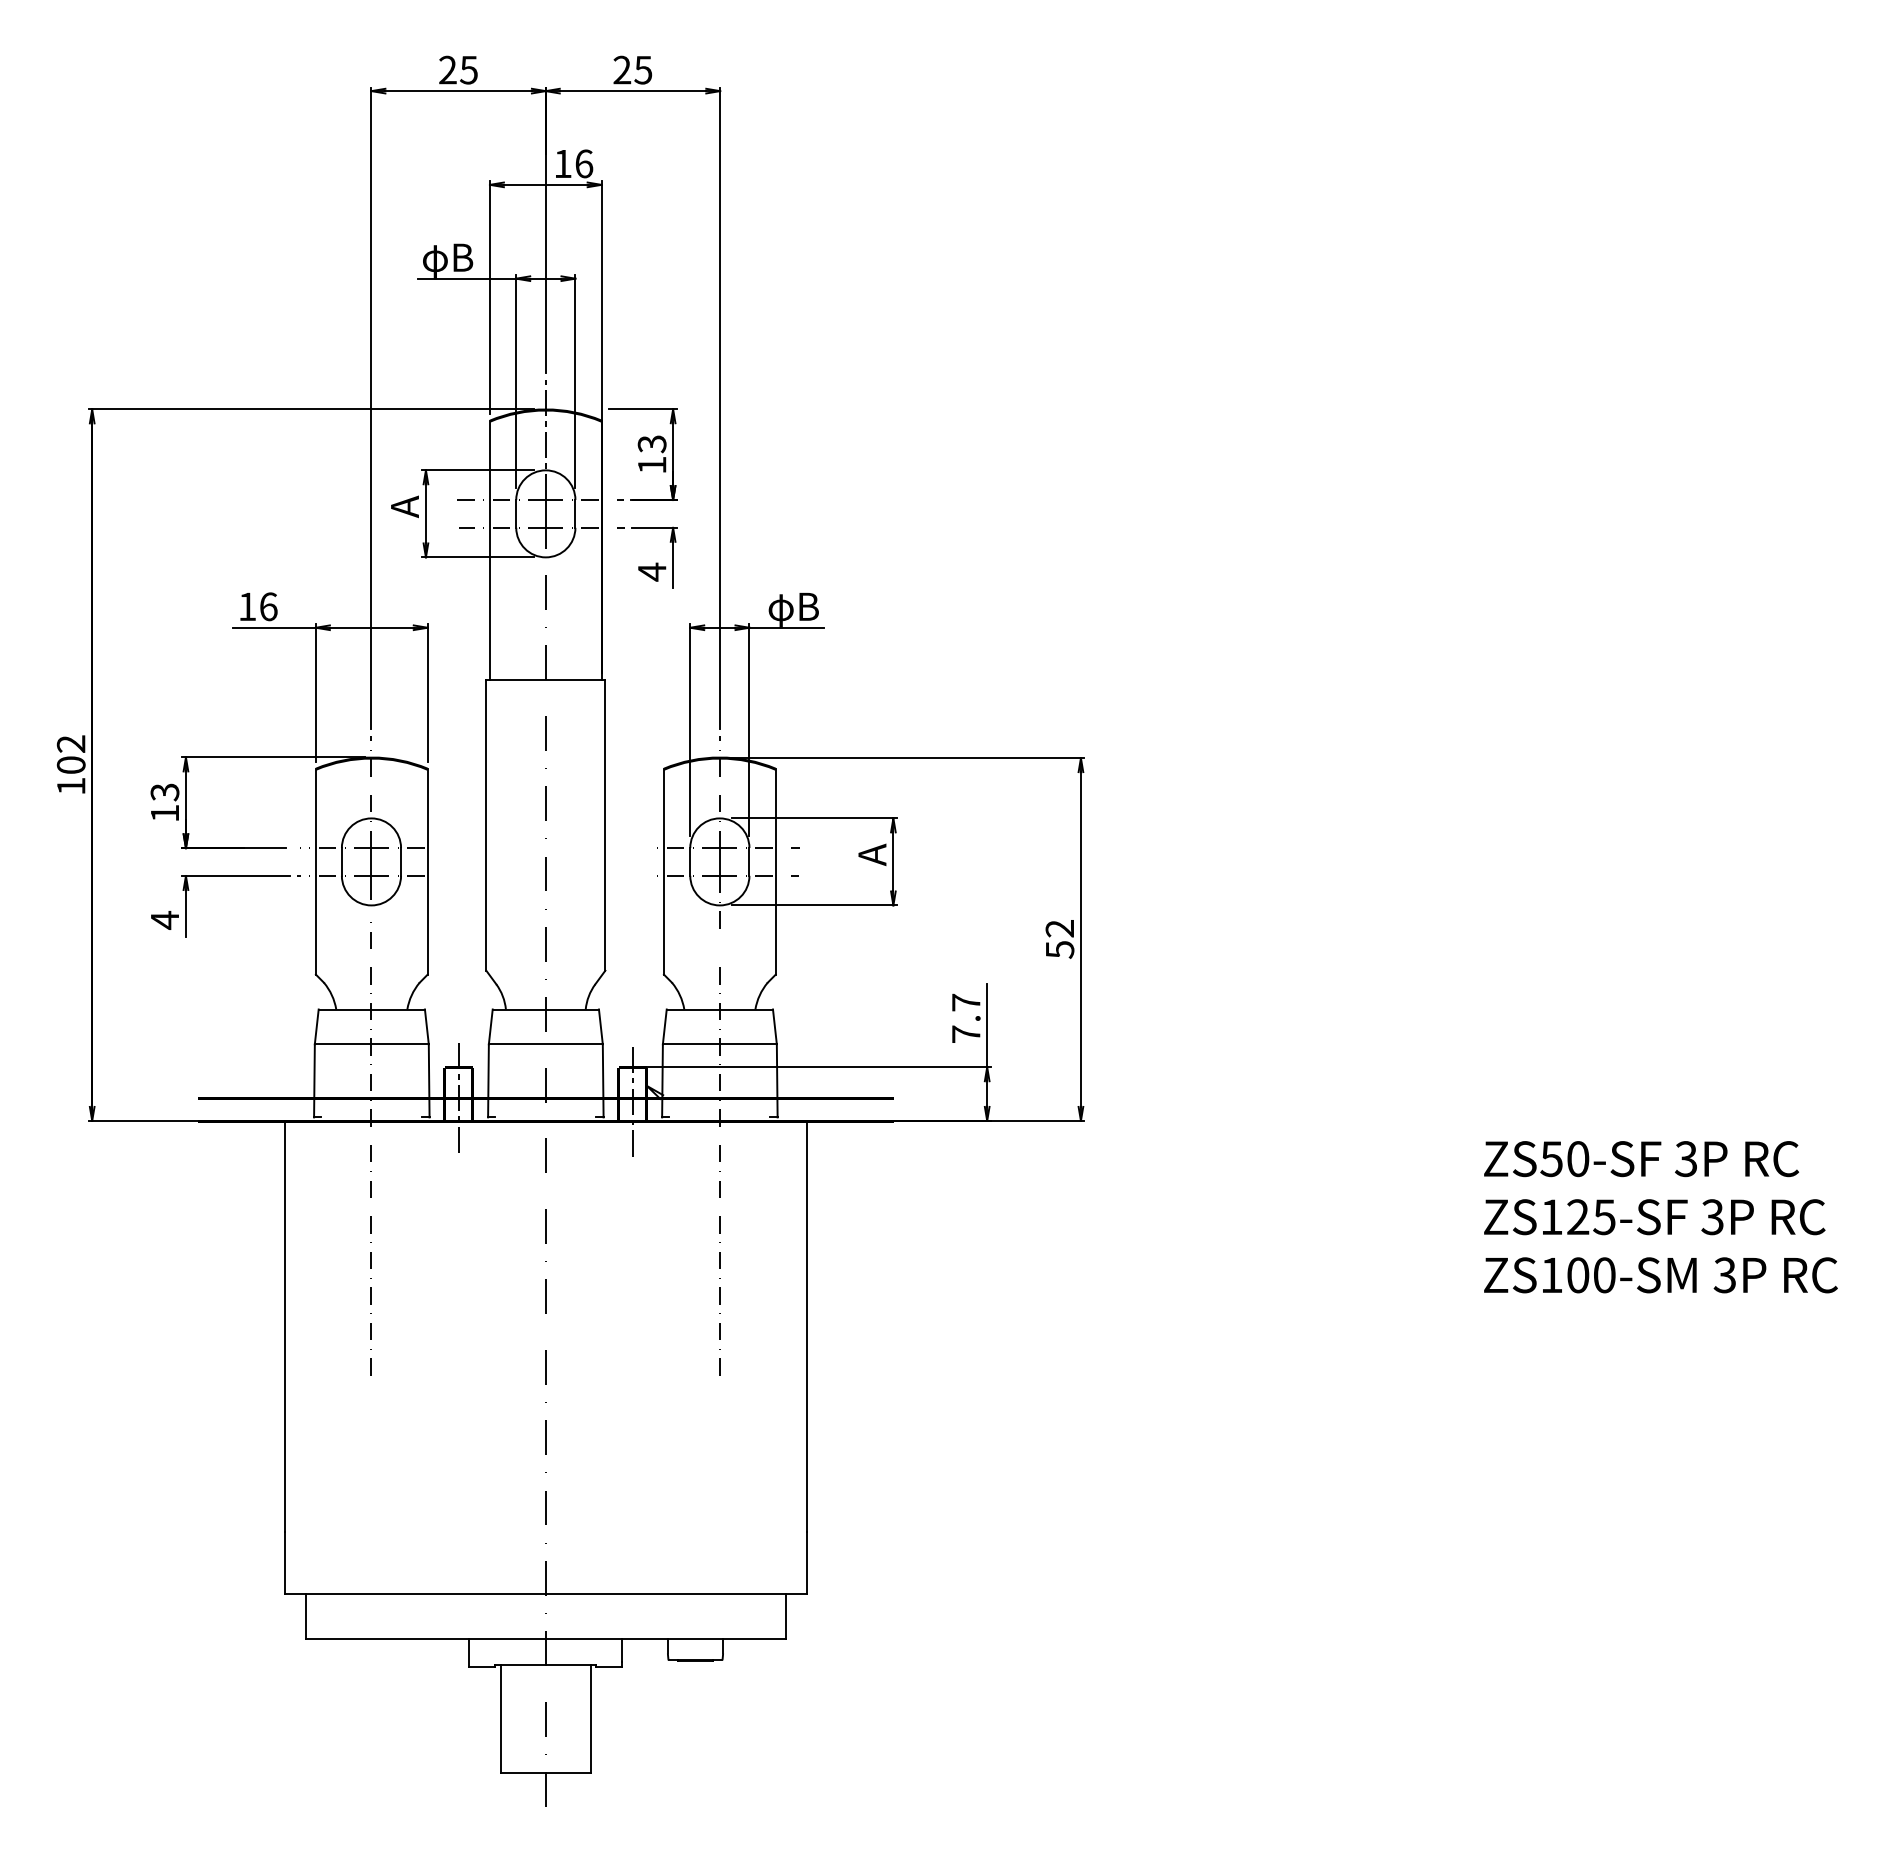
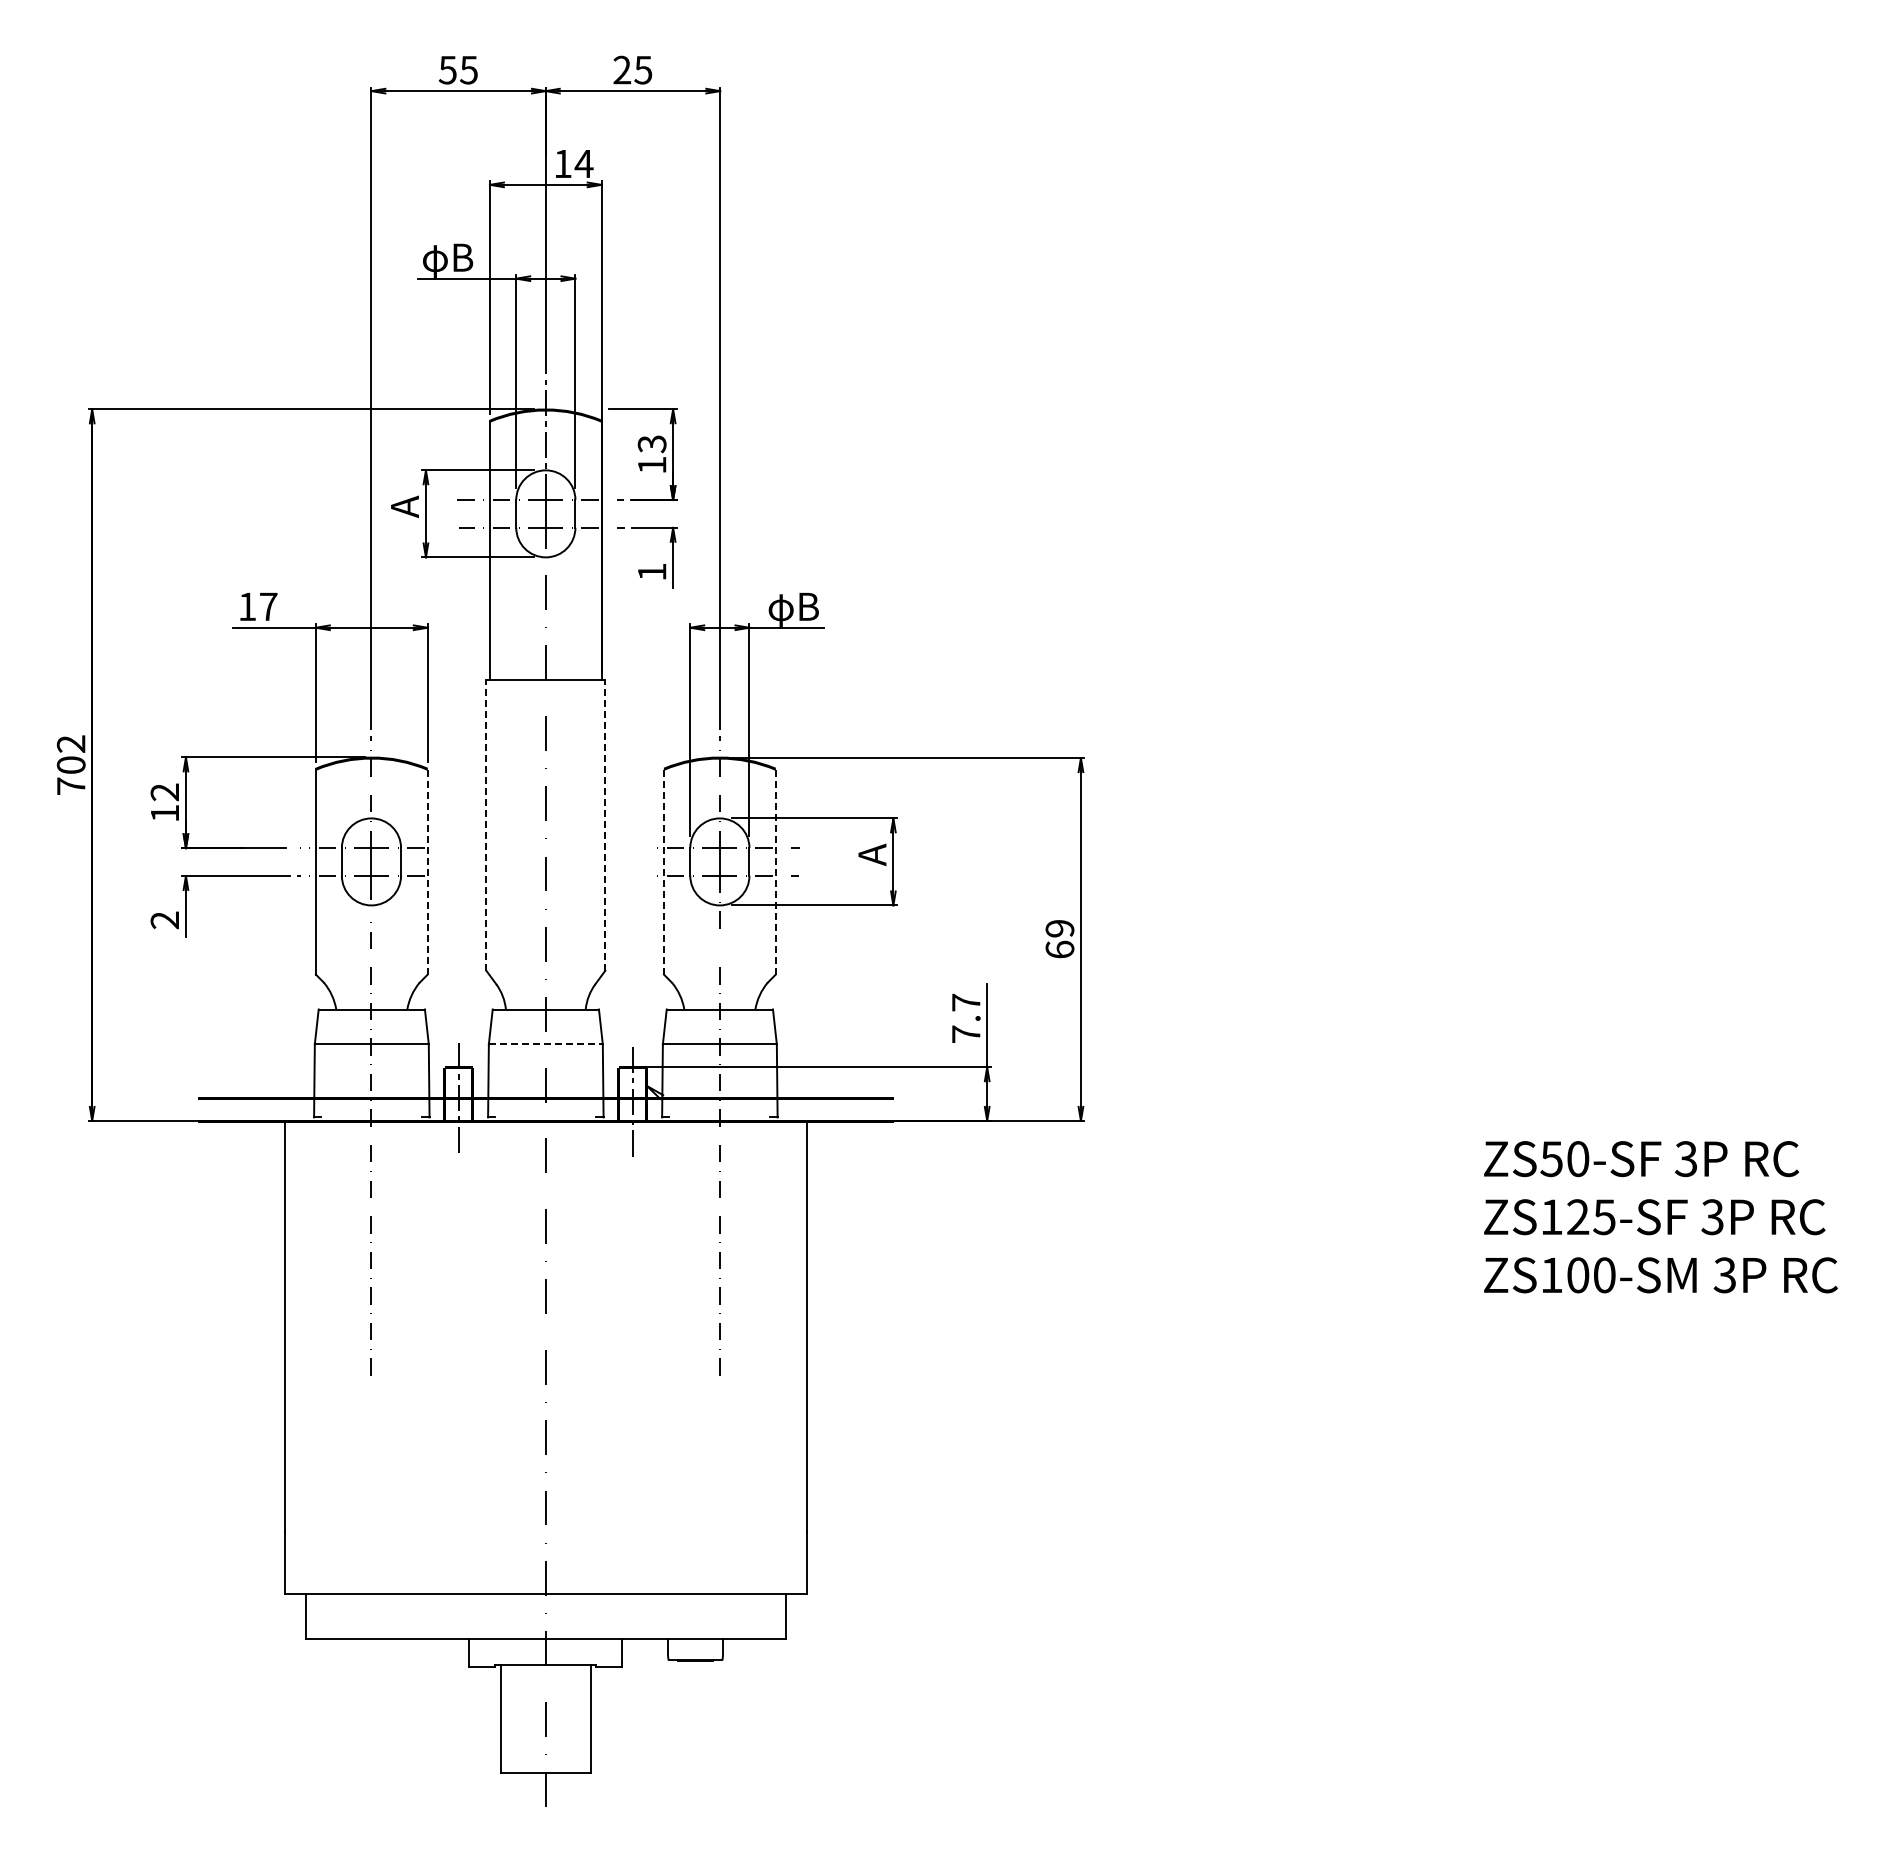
text: 25 -> 55 (447, 69)
text: 16 -> 14 (583, 163)
text: 4 -> 1 (652, 571)
text: 16 -> 17 (268, 606)
text: 102 -> 702 (71, 785)
text: 13 -> 12 (165, 792)
line: solid -> dashed (486, 824)
line: solid -> dashed (605, 824)
line: solid -> dashed (427, 871)
line: solid -> dashed (664, 871)
line: solid -> dashed (775, 871)
text: 4 -> 2 (164, 919)
text: 52 -> 69 (1059, 939)
line: solid -> dashed (545, 1044)
